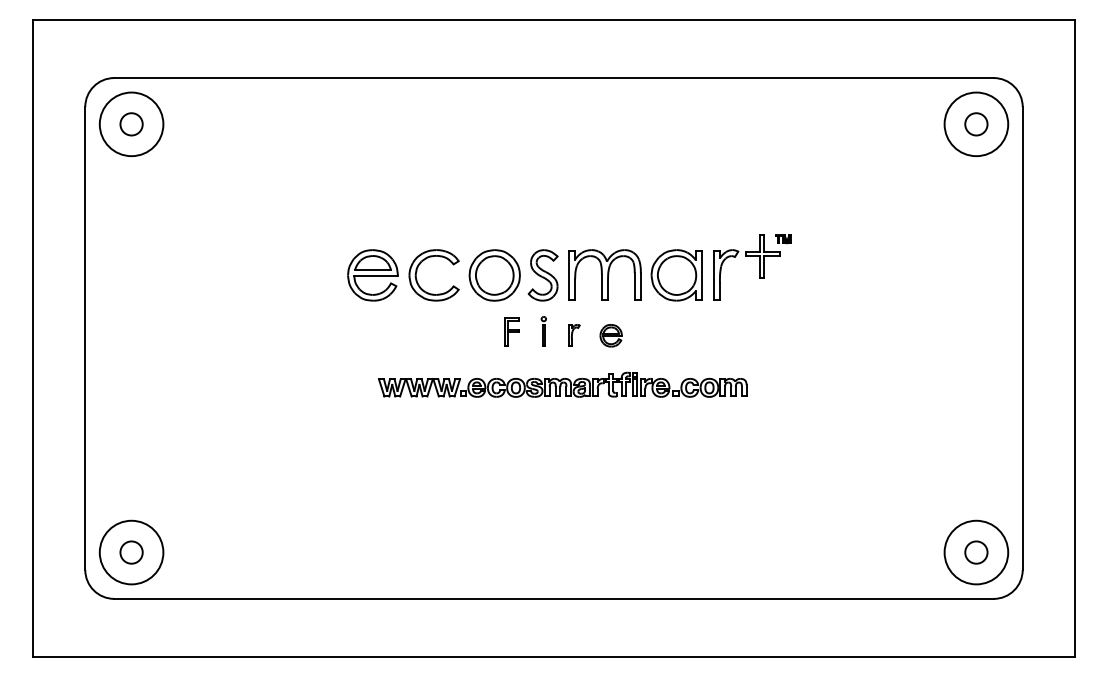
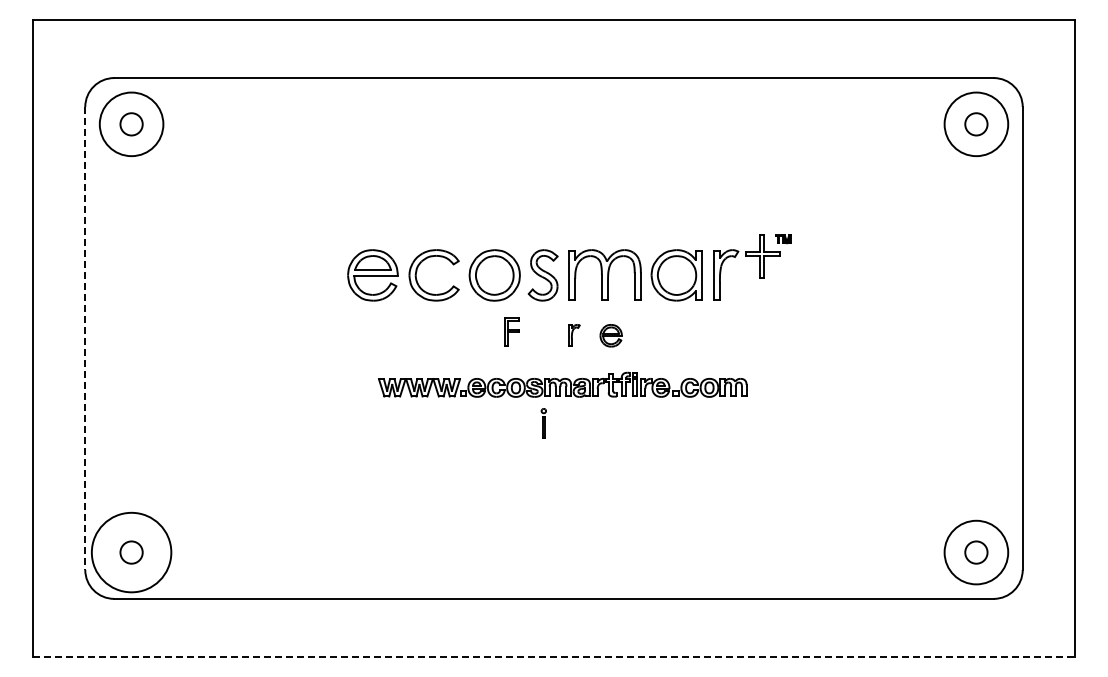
part position: (543, 331) -> (543, 423) (543, 423)
line: solid -> dashed (85, 338)
circle diameter: 64 px -> 80 px (131, 552)
line: solid -> dashed (554, 656)
